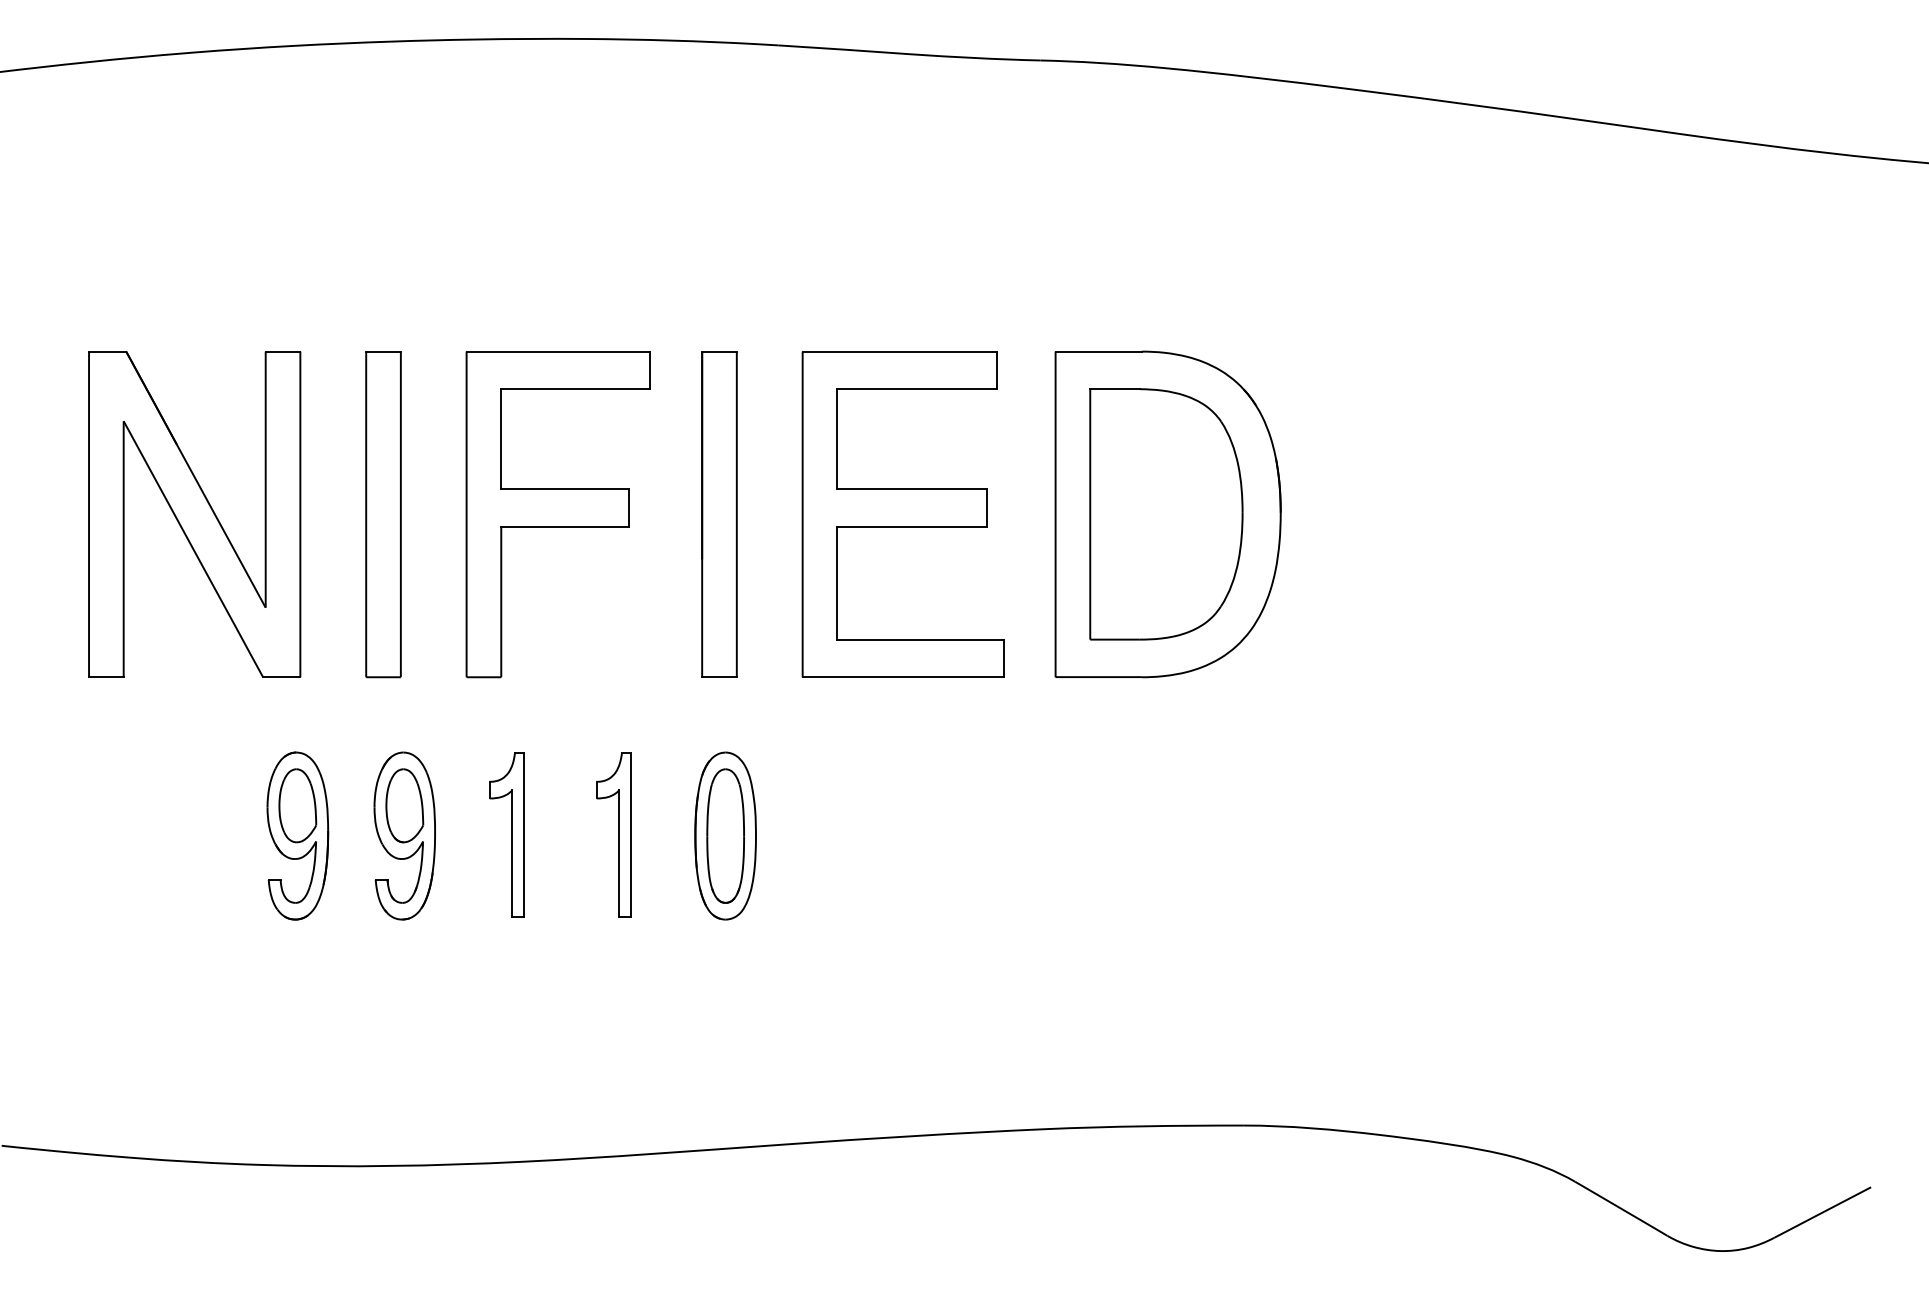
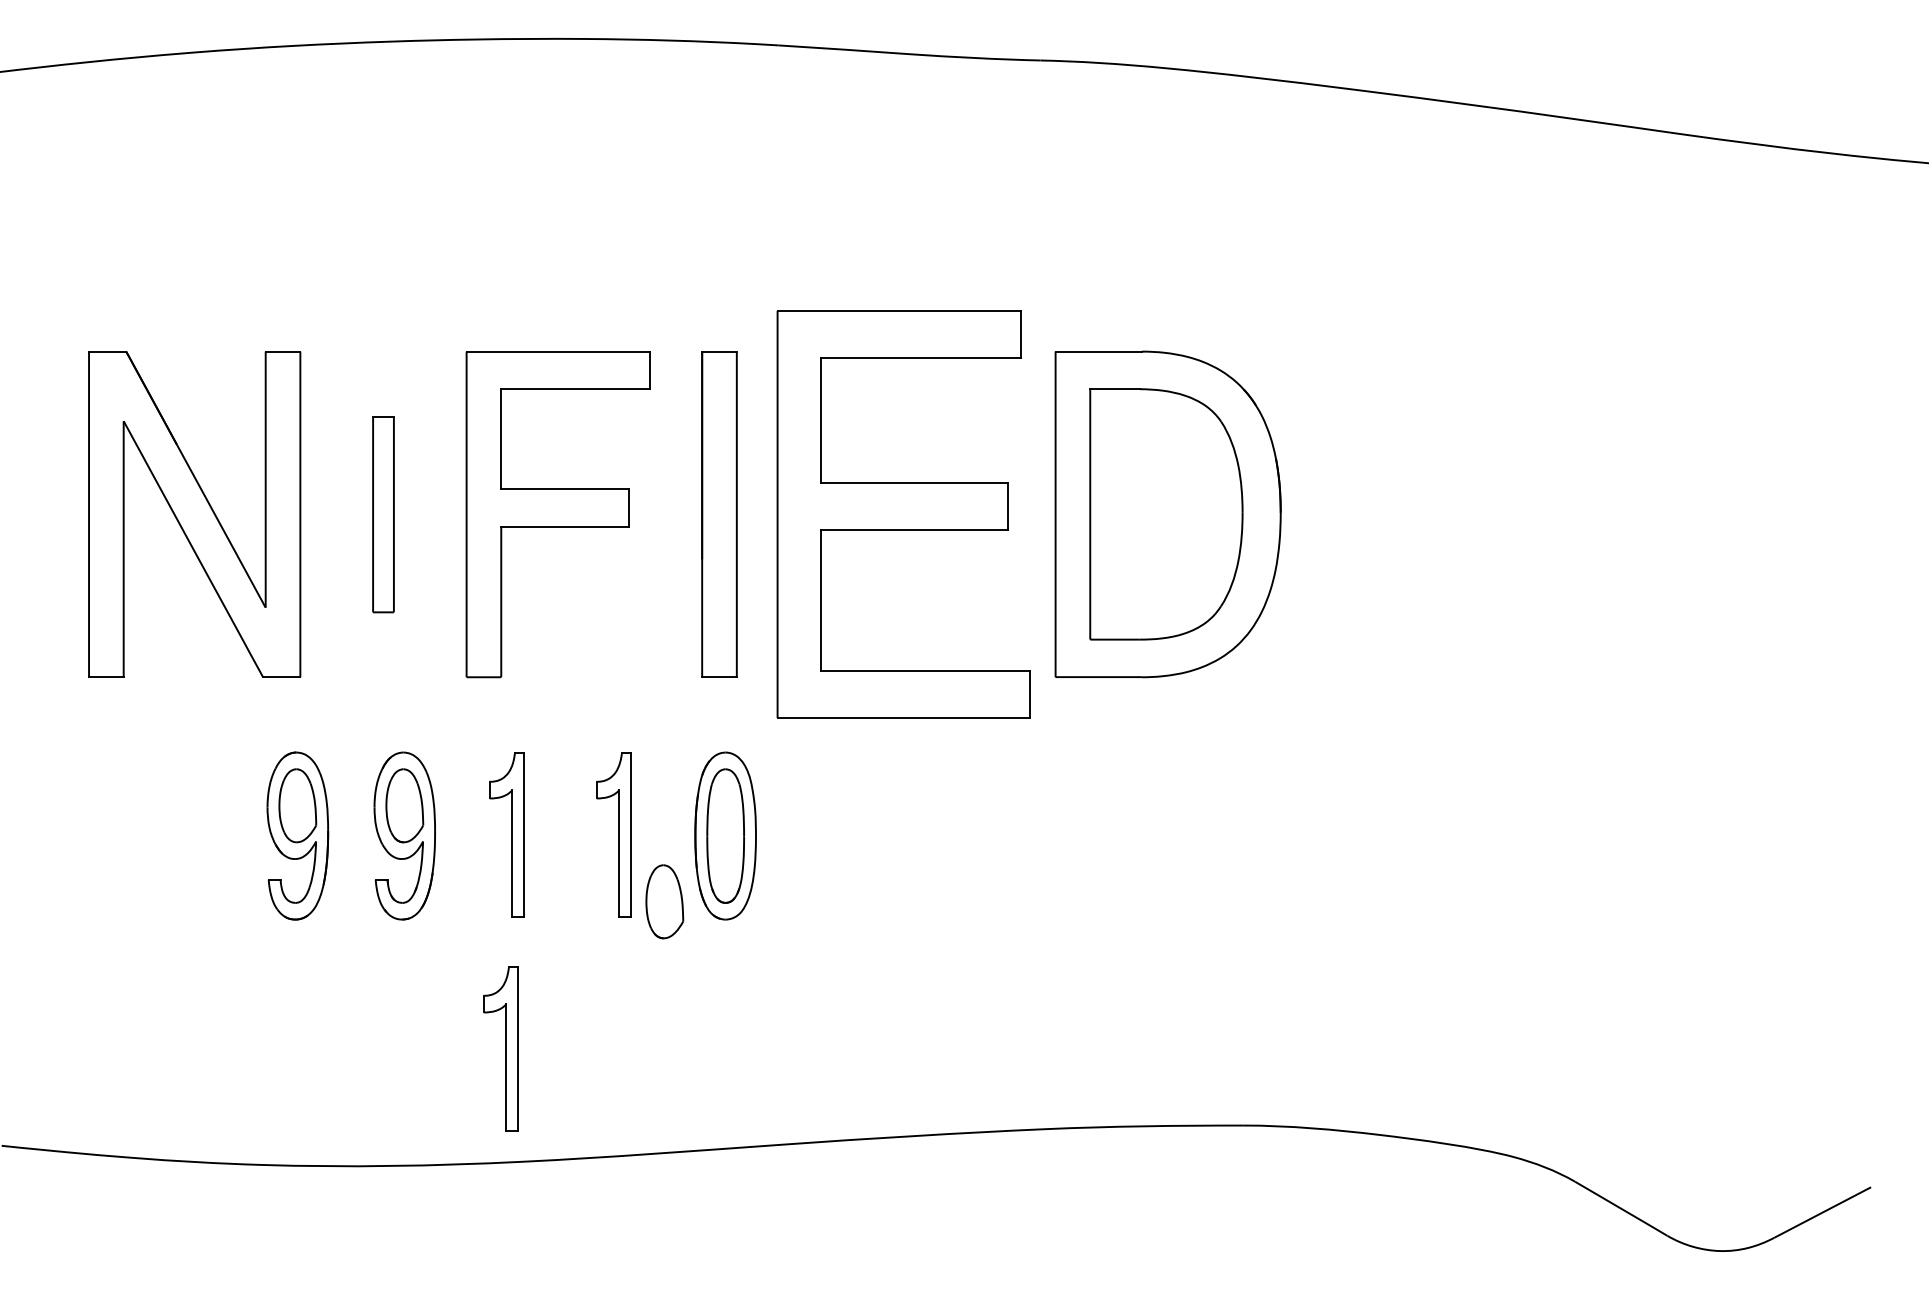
part size: 37x328 px -> 23x198 px (383, 514)
part size: 204x327 px -> 255x409 px (903, 514)
part: none -> present (664, 901)
part: none -> present (500, 1048)
